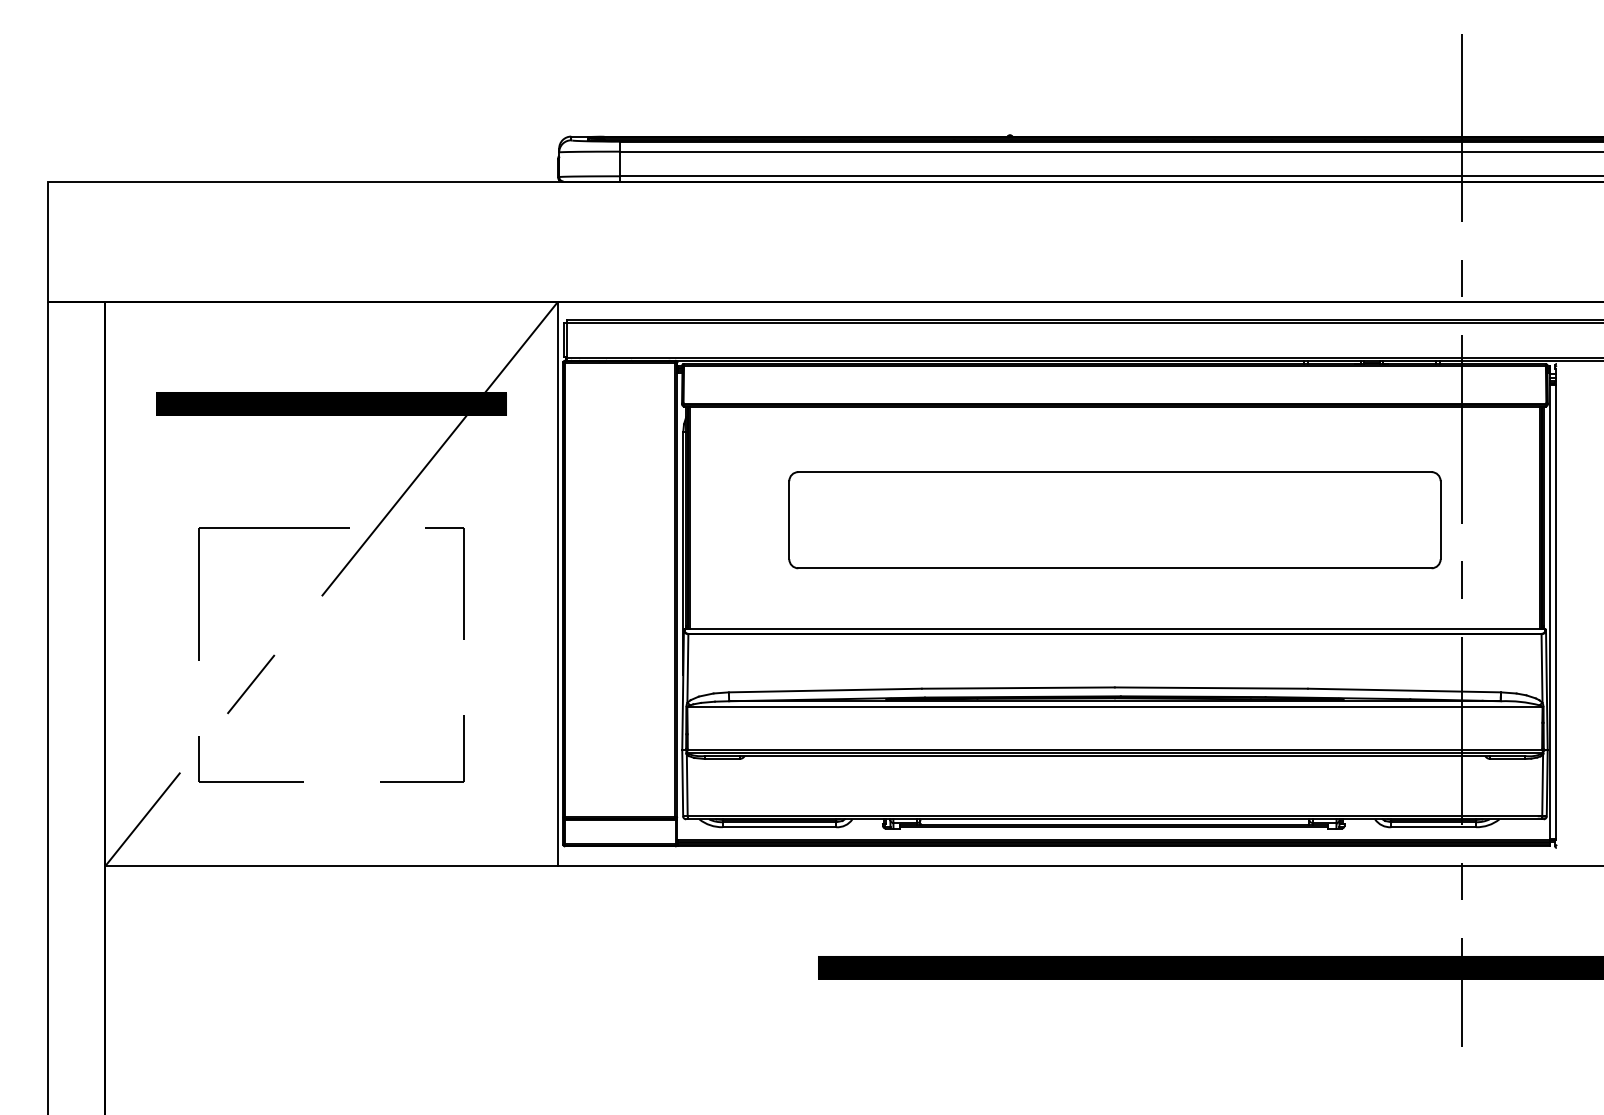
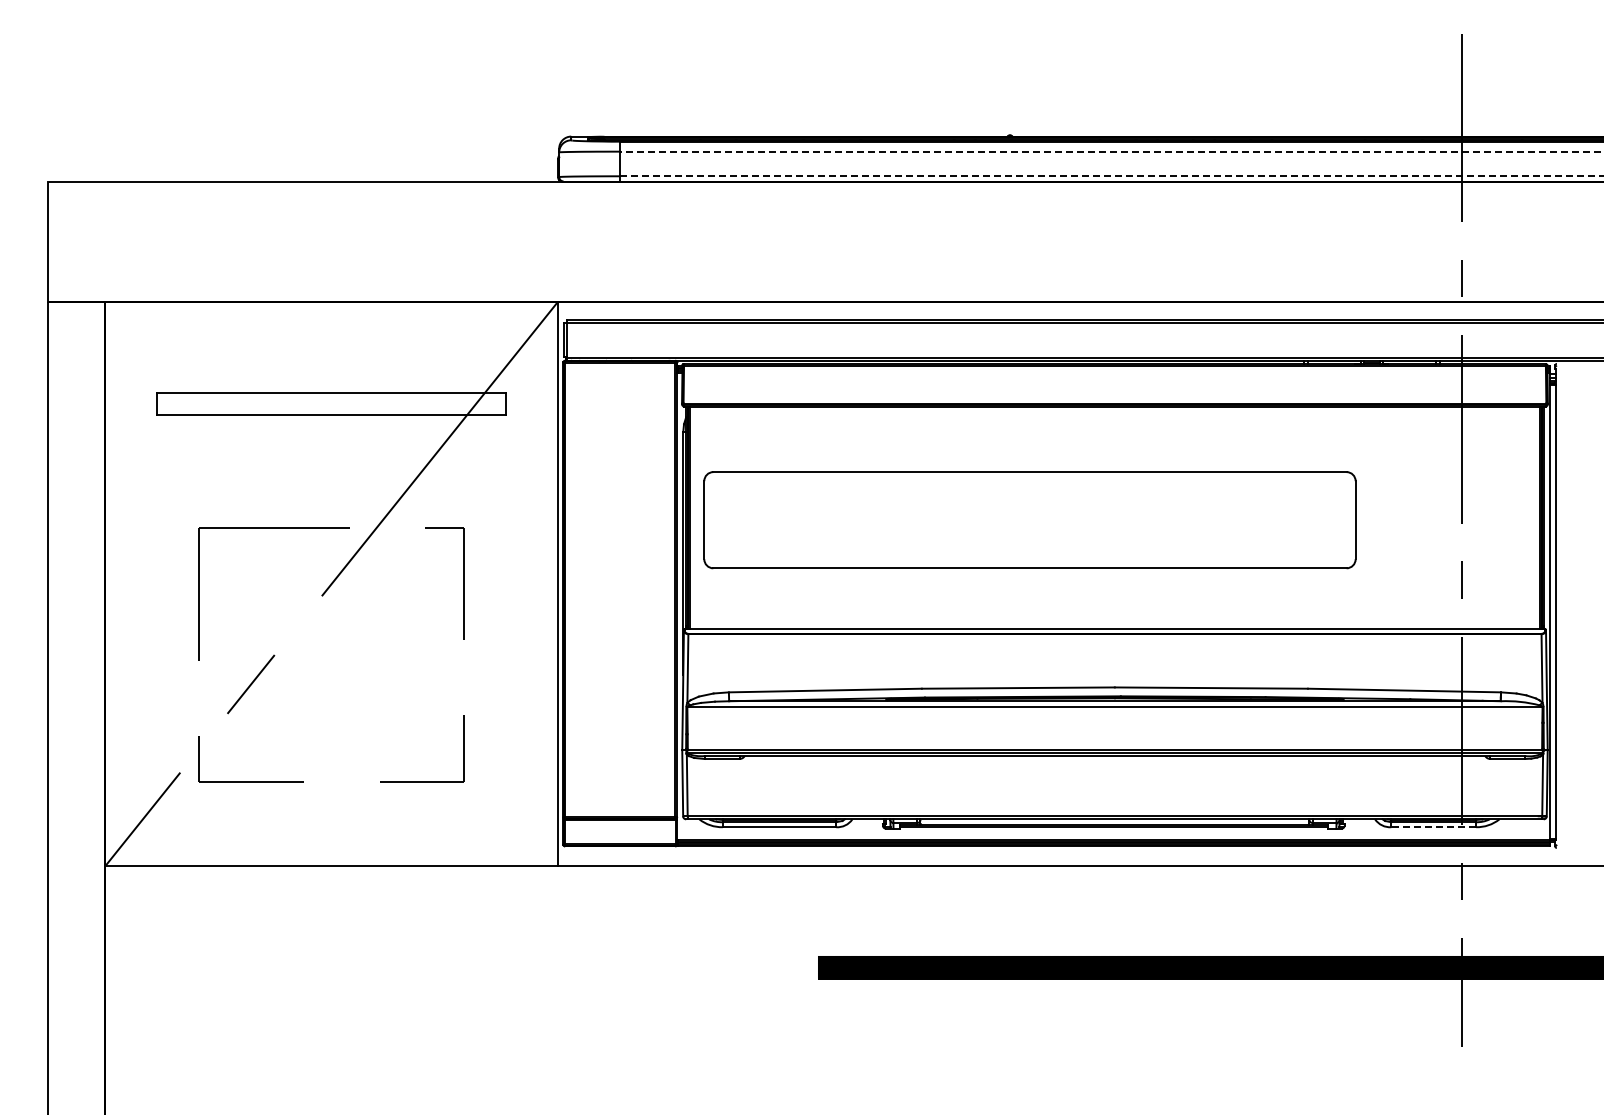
line: solid -> dashed (1111, 151)
line: solid -> dashed (1111, 176)
hatch: present -> none (331, 403)
part position: (1114, 520) -> (1029, 520) (1029, 520)
line: solid -> dashed (1433, 827)
